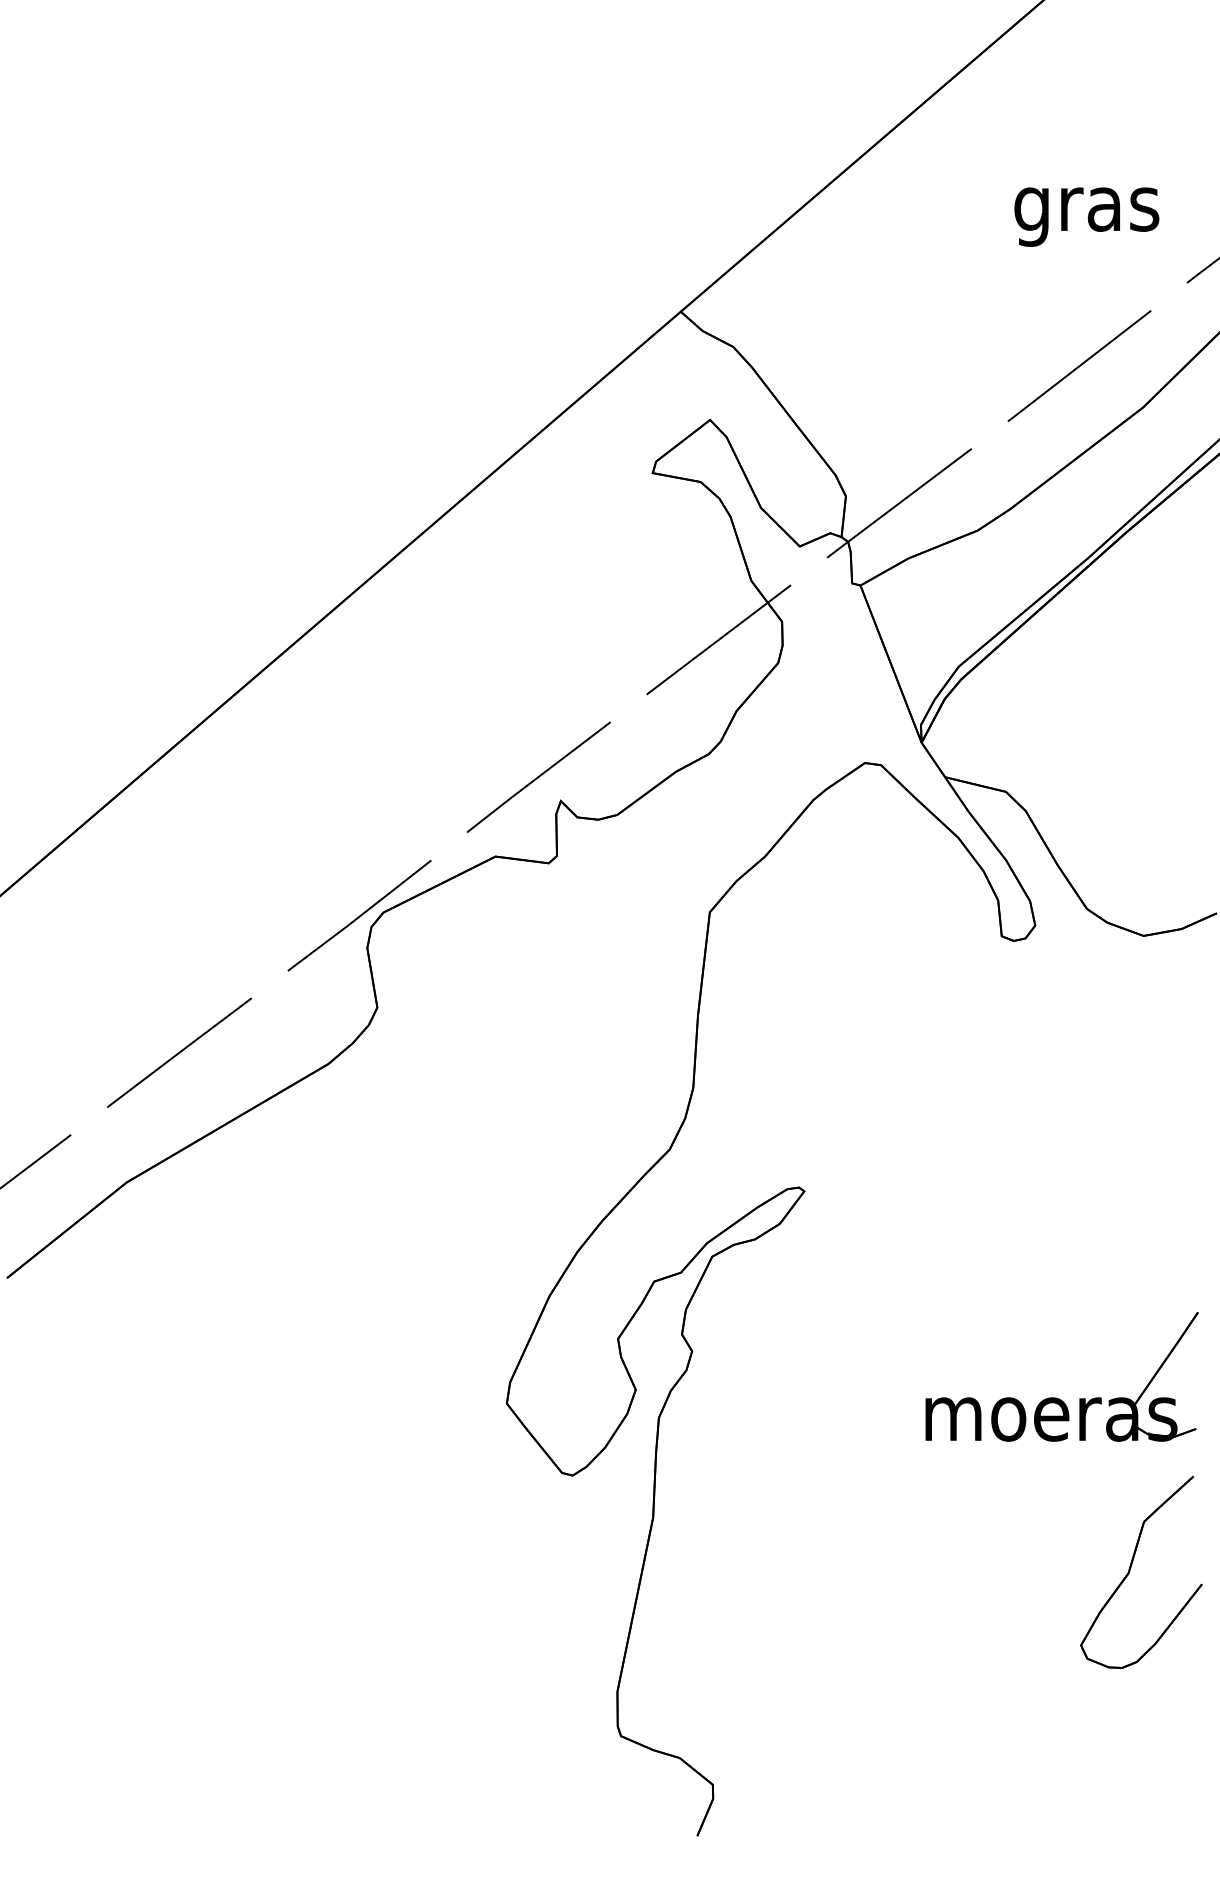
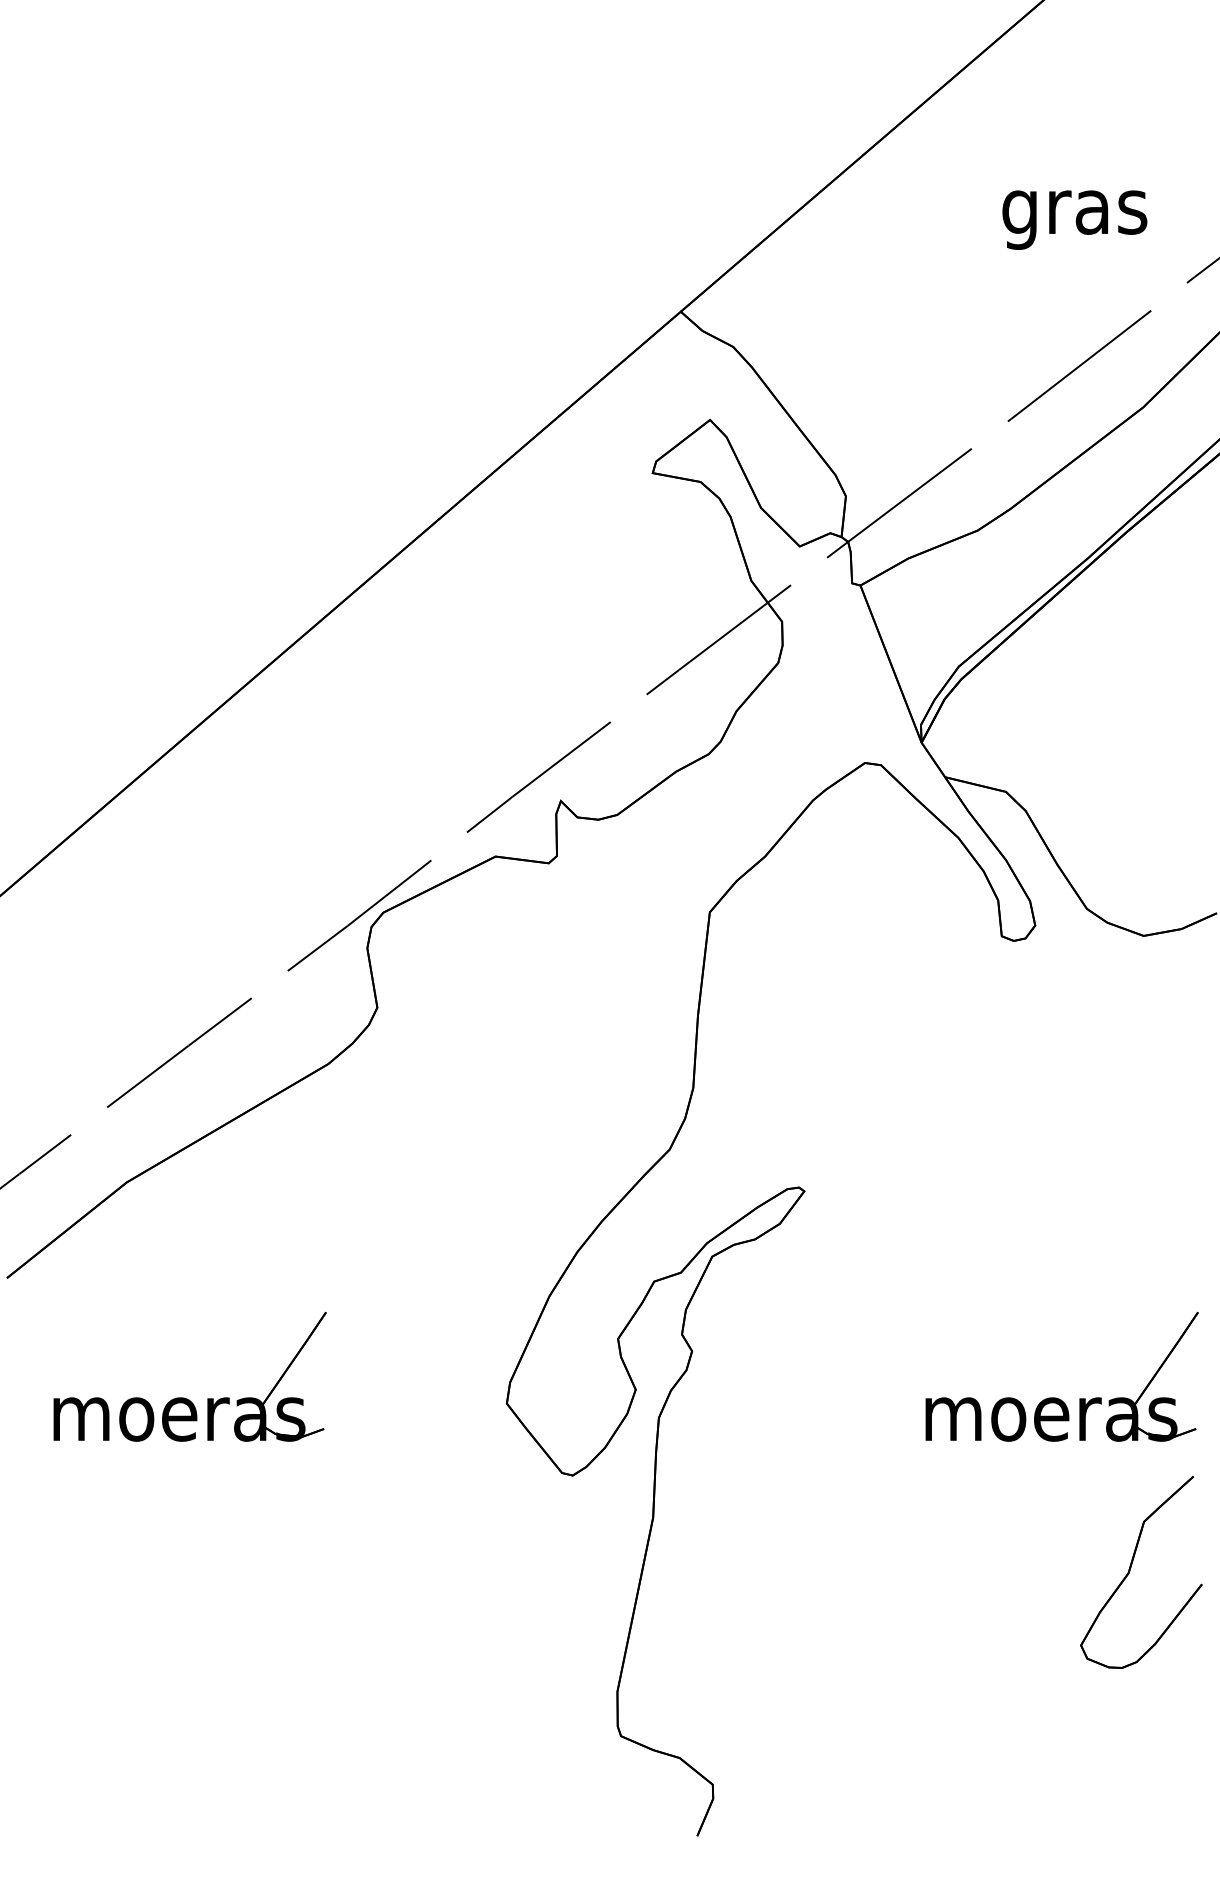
text position: (1086, 216) -> (1074, 219) (1074, 219)
part: none -> present (184, 1397)
